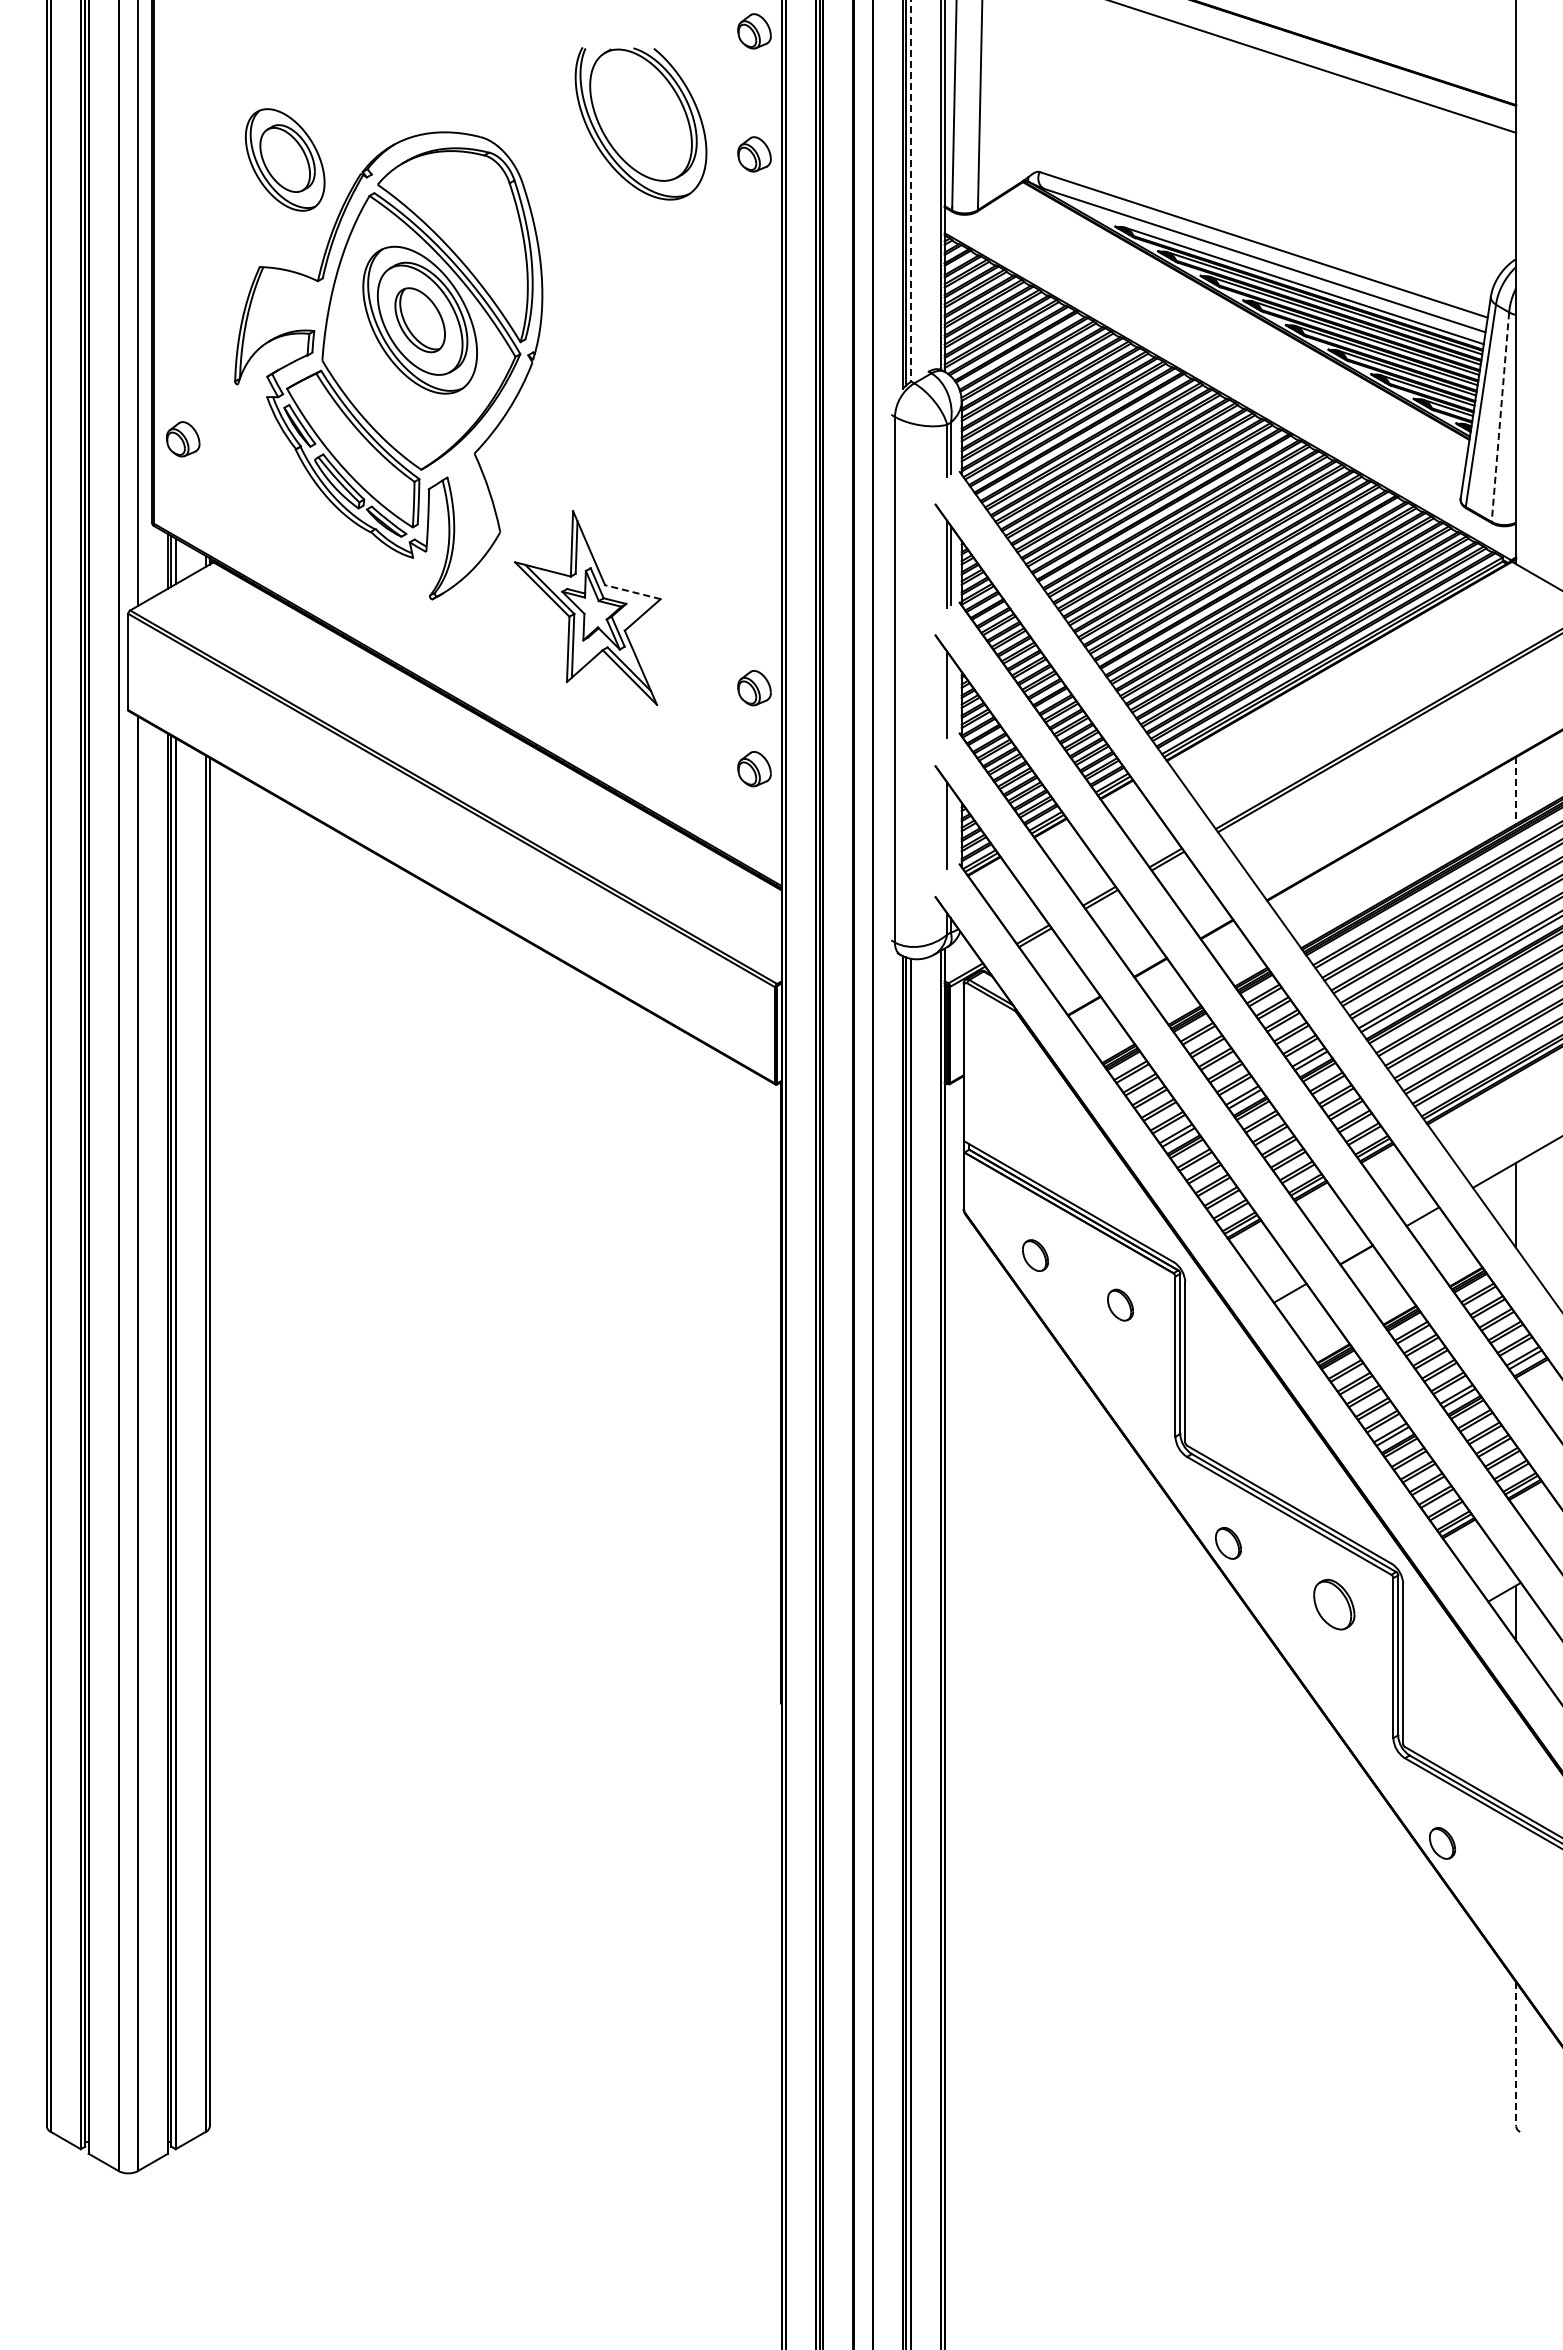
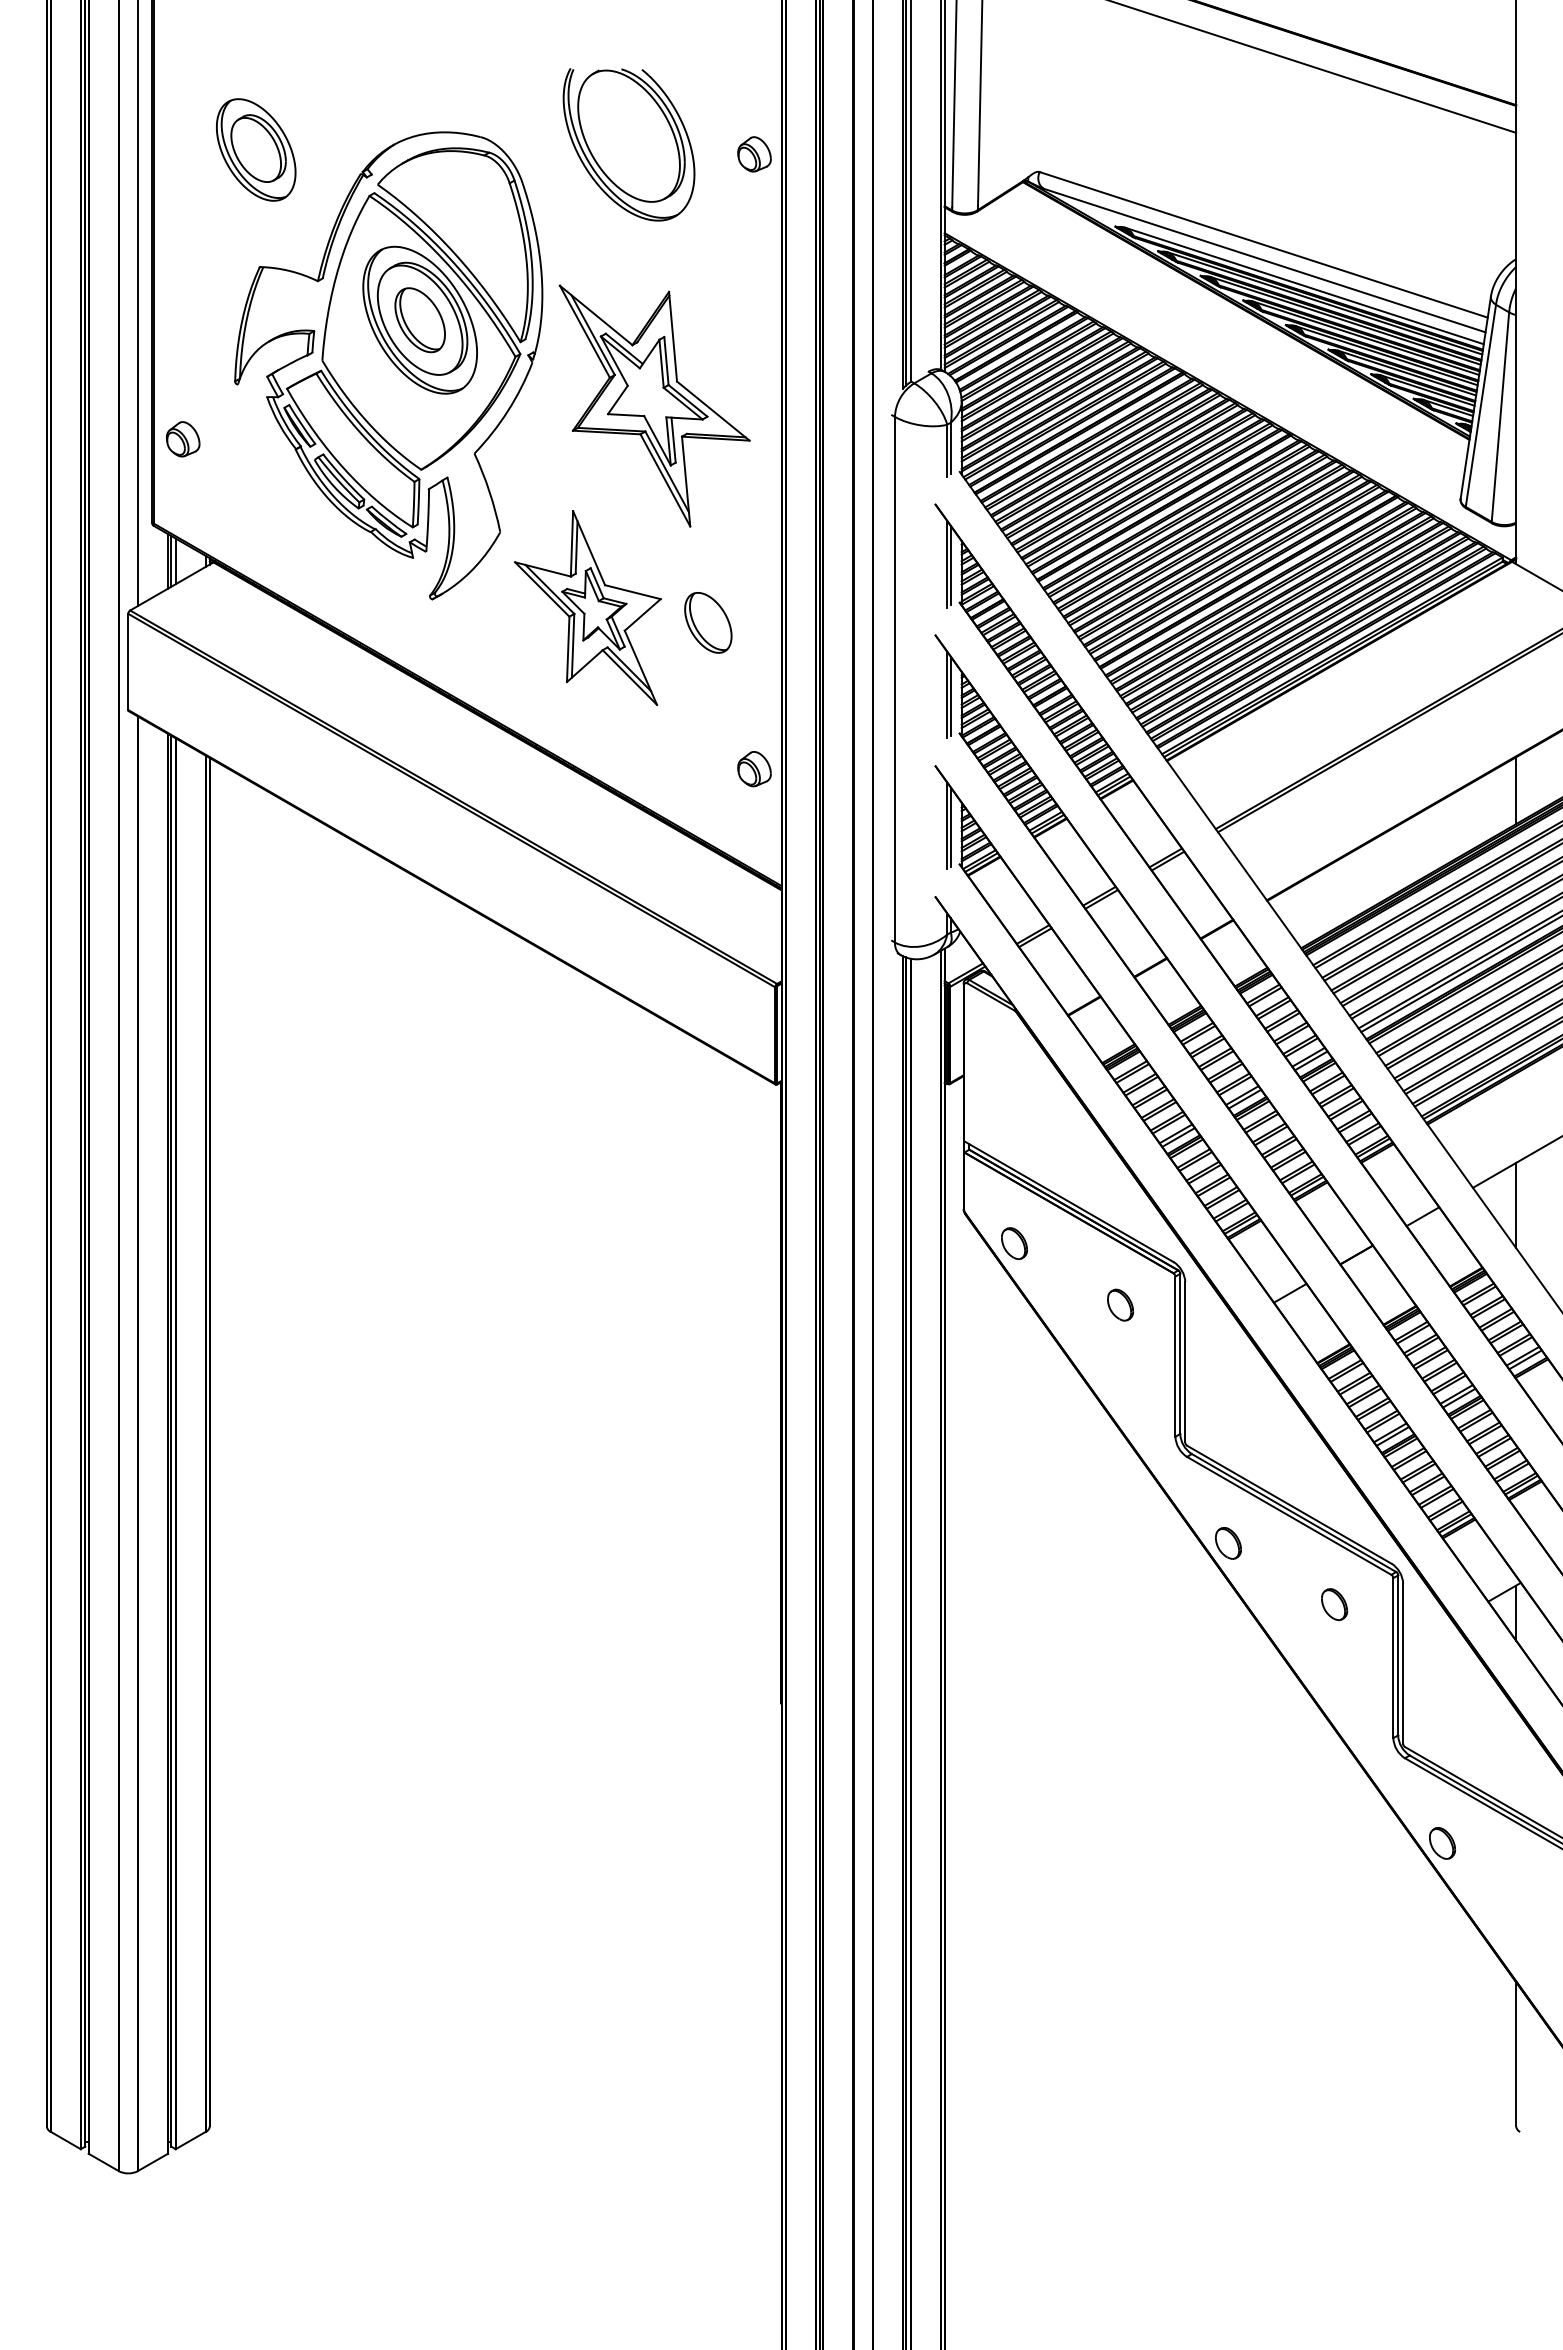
part: present -> none (754, 31)
part position: (640, 123) -> (628, 144) (628, 144)
part position: (285, 159) -> (256, 149) (256, 149)
line: dashed -> solid (910, 191)
part: none -> present (654, 405)
line: dashed -> solid (1500, 417)
line: dashed -> solid (632, 592)
part: none -> present (708, 622)
part: present -> none (754, 688)
line: none -> present (950, 696)
line: dashed -> solid (1516, 791)
line: none -> present (950, 826)
part position: (1035, 1255) -> (1014, 1243) (1014, 1243)
part size: 43x52 px -> 28x33 px (1334, 1604)
line: dashed -> solid (1516, 2054)
